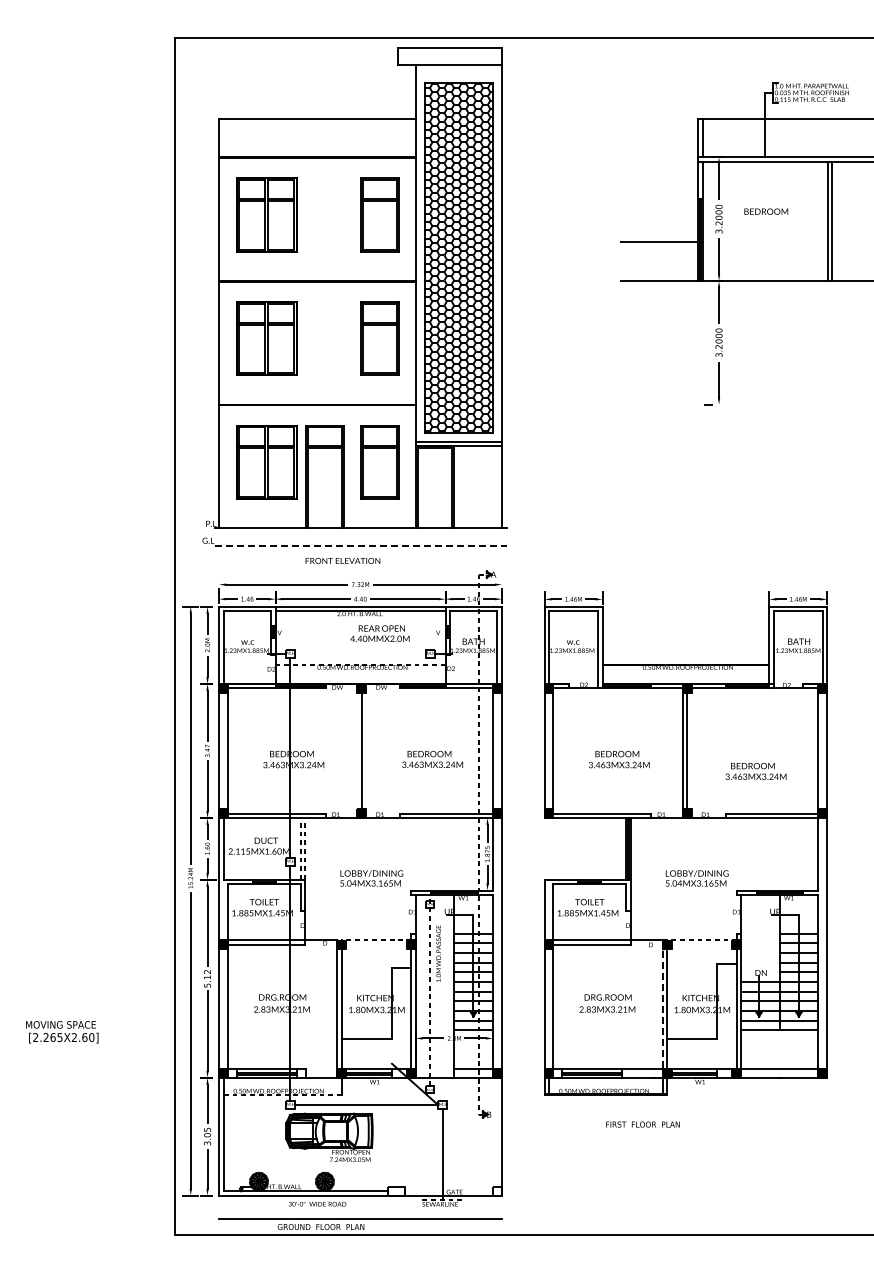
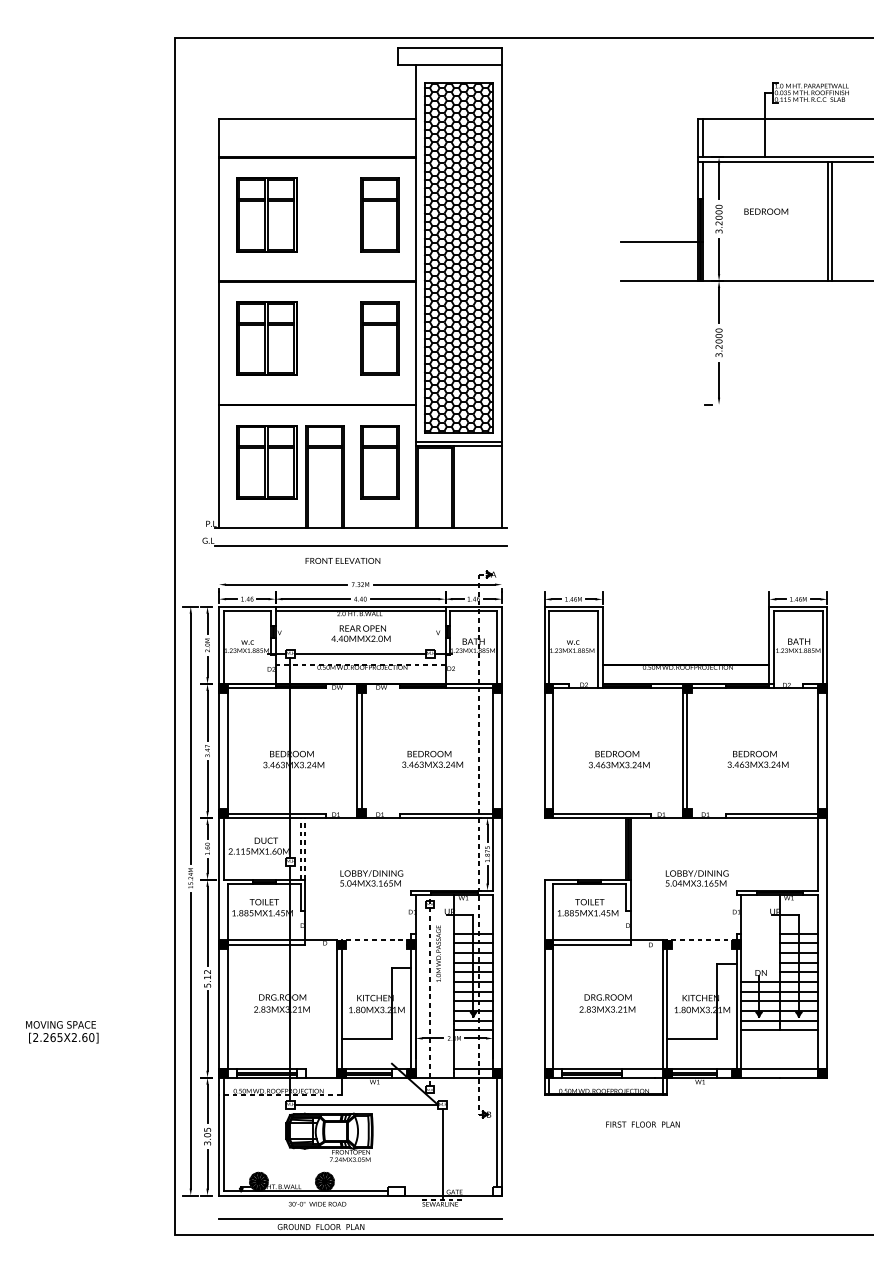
line: dashed -> solid (361, 546)
text position: (379, 633) -> (360, 633) (360, 633)
line: none -> present (360, 654)
line: none -> present (357, 750)
text position: (755, 771) -> (757, 759) (757, 759)
line: dashed -> solid (662, 1005)
line: none -> present (497, 1131)
